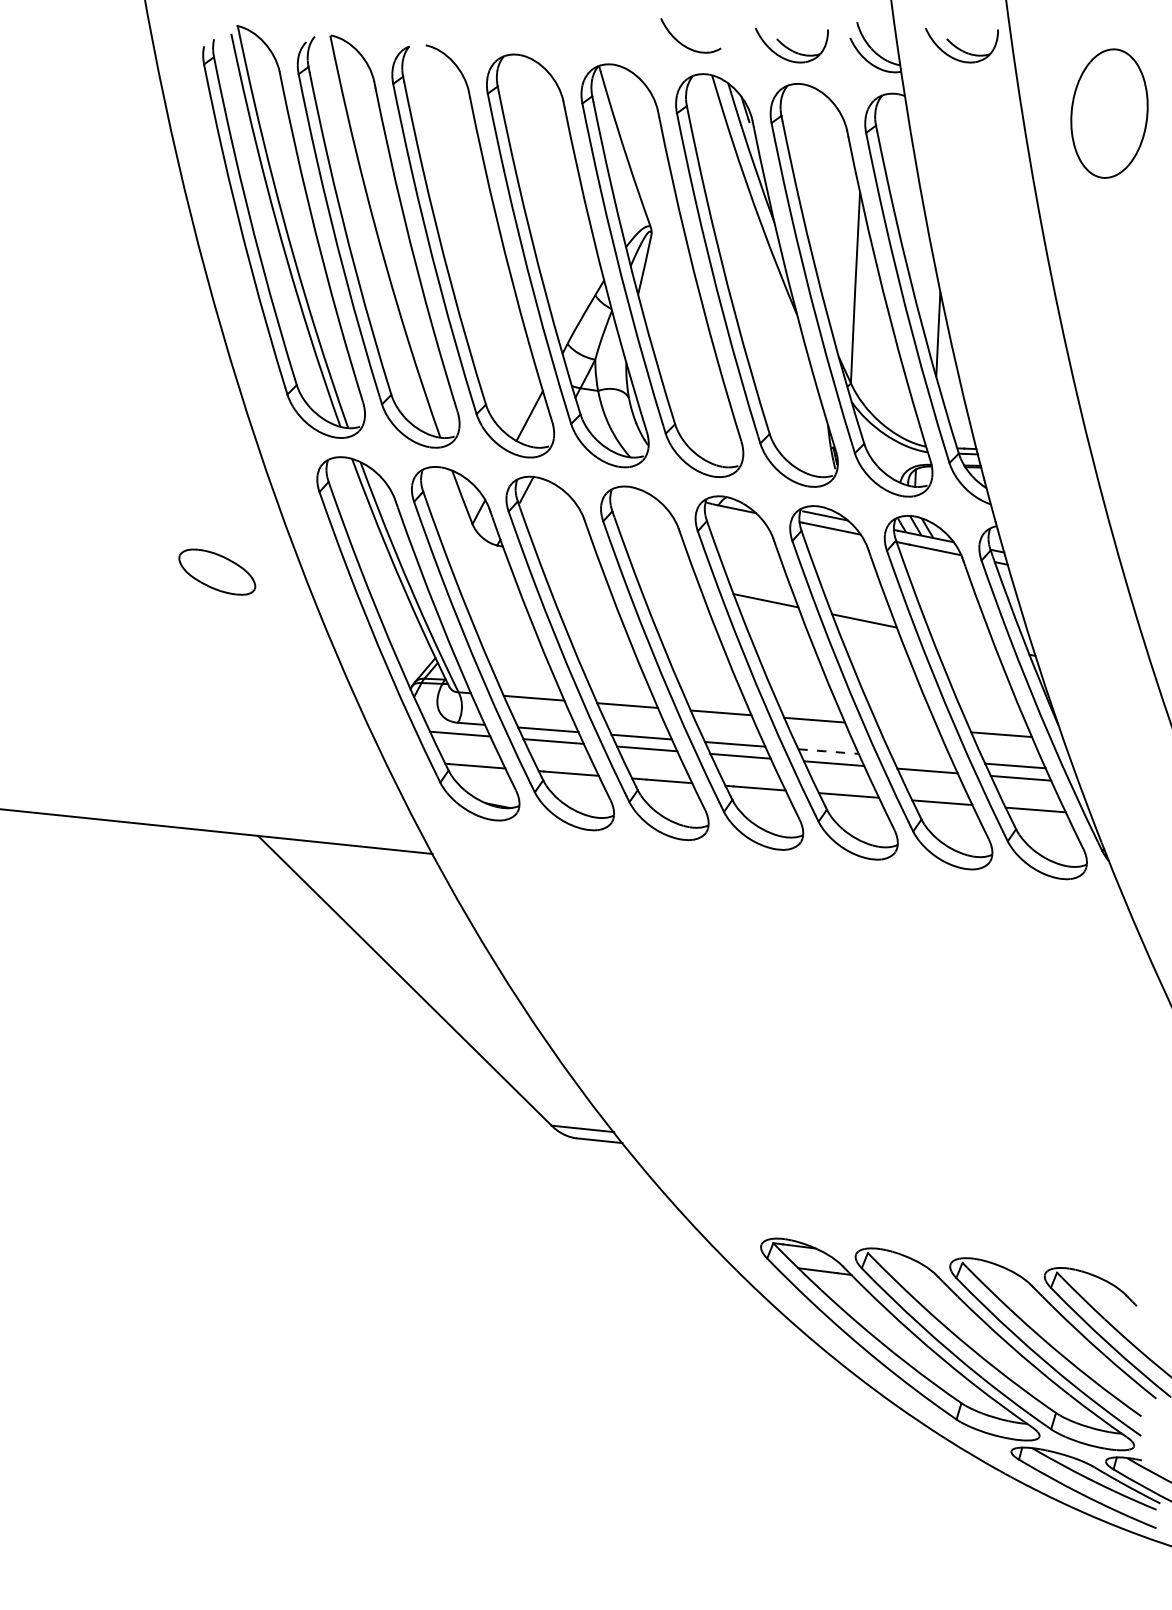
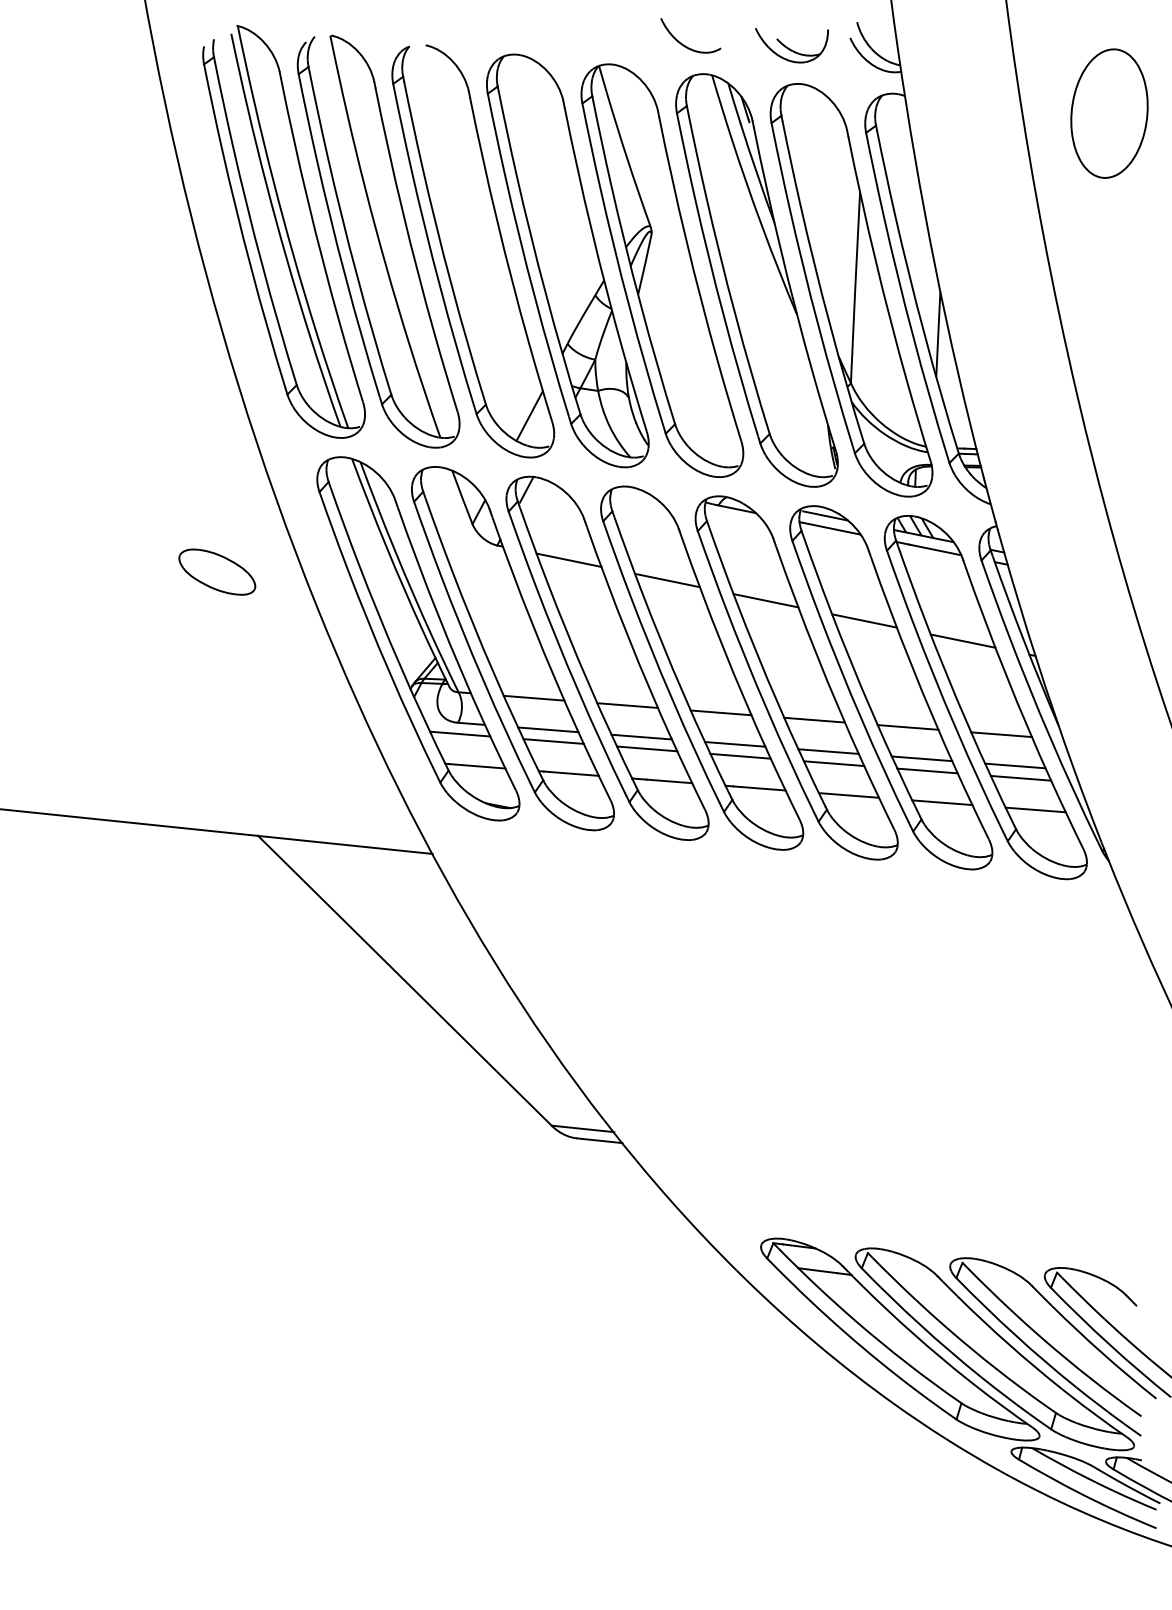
part: present -> none (961, 45)
line: none -> present (568, 559)
line: none -> present (667, 580)
line: none -> present (962, 640)
line: none -> present (907, 727)
line: dashed -> solid (829, 751)
line: none -> present (921, 758)
